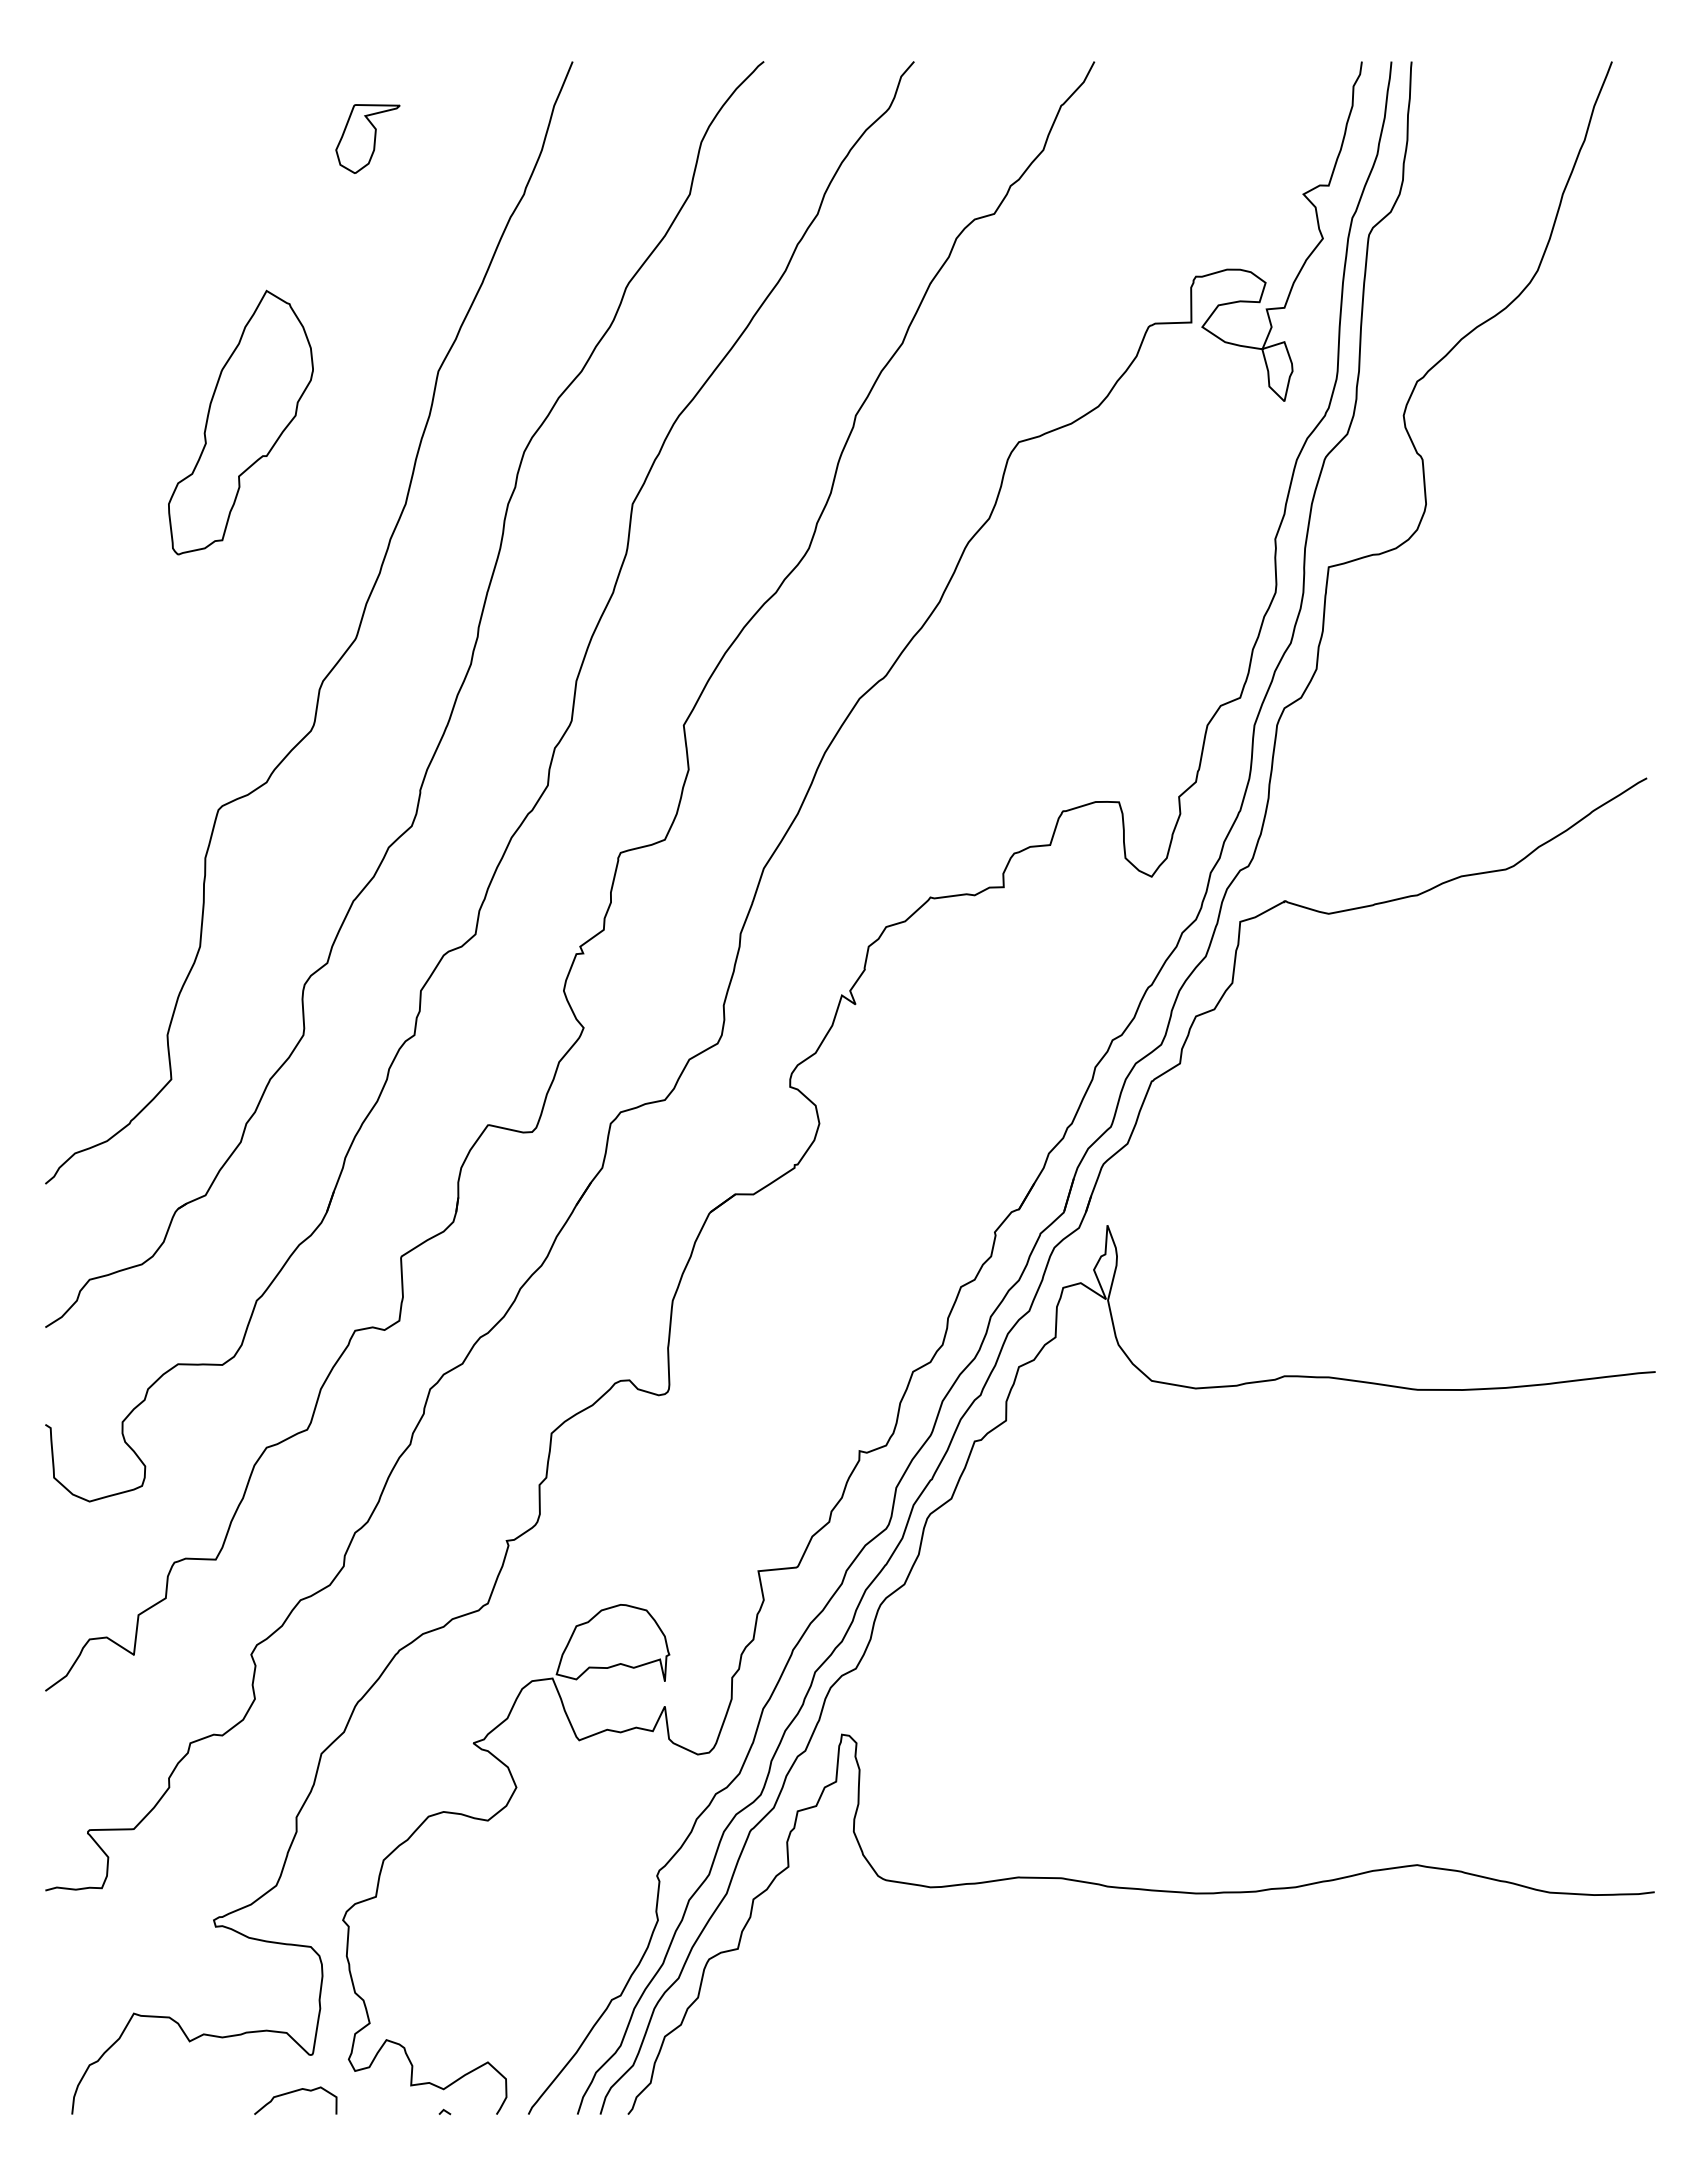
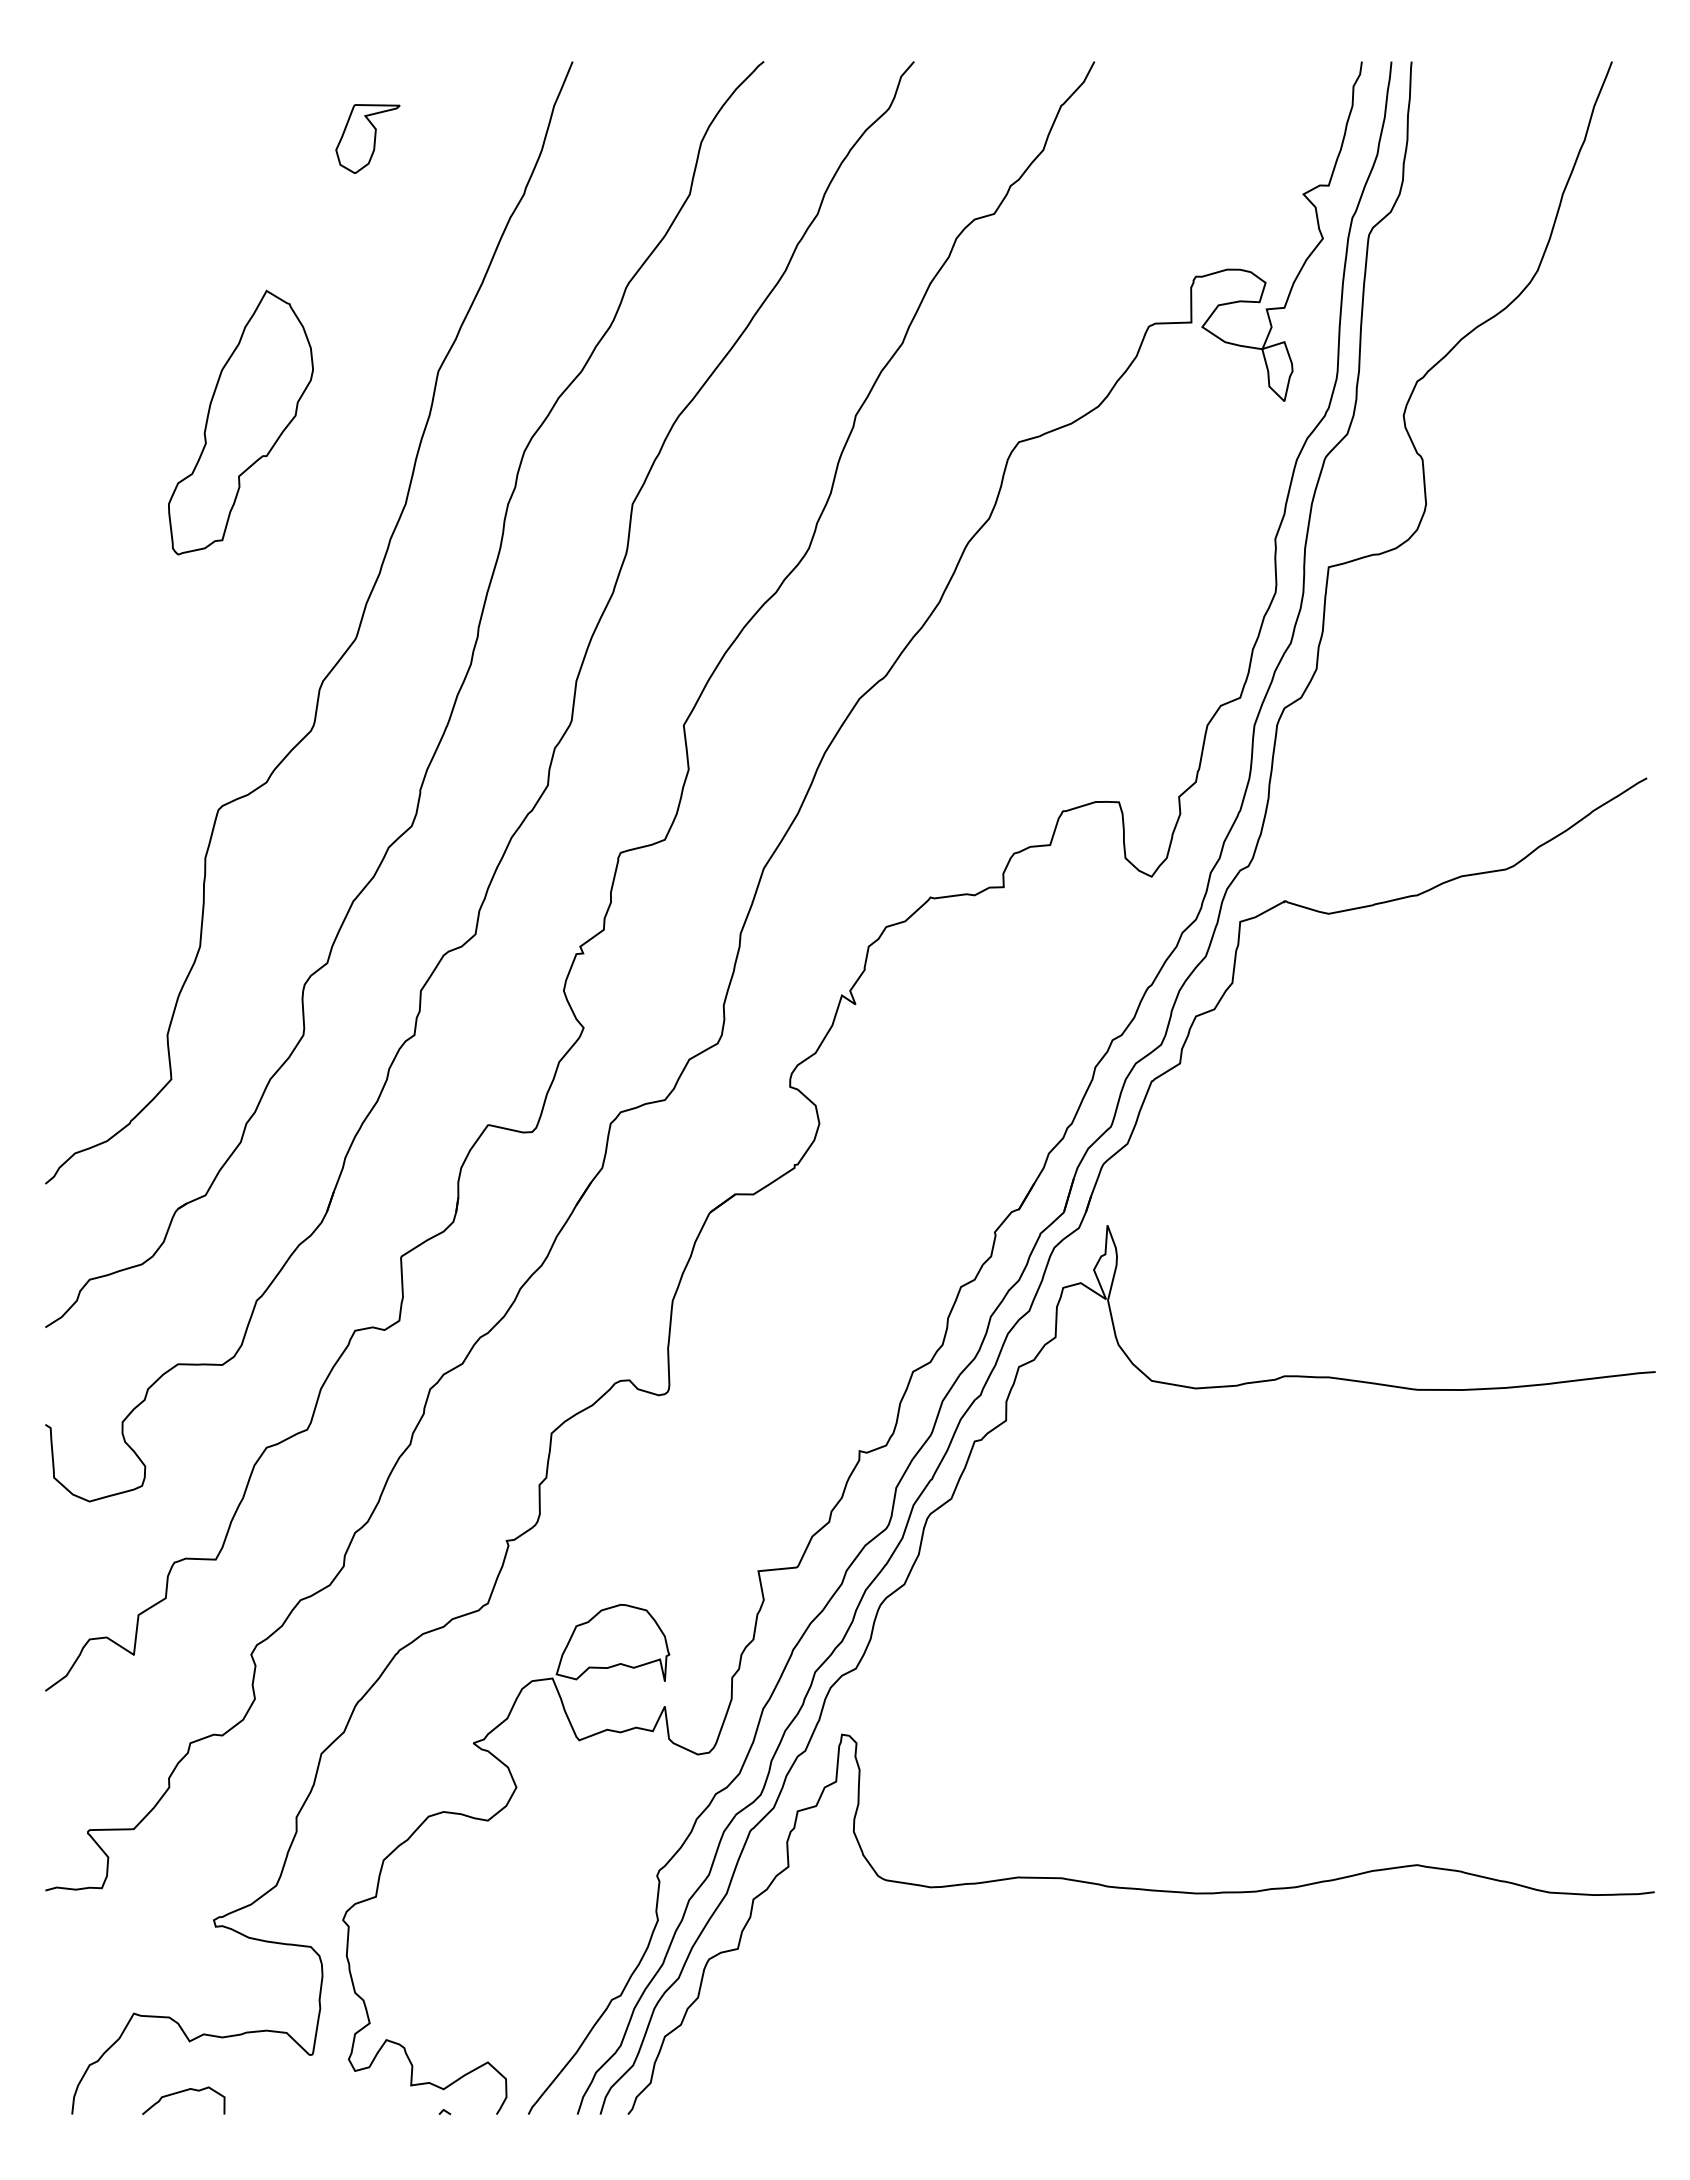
curve position: (294, 2092) -> (182, 2092) (182, 2092)
